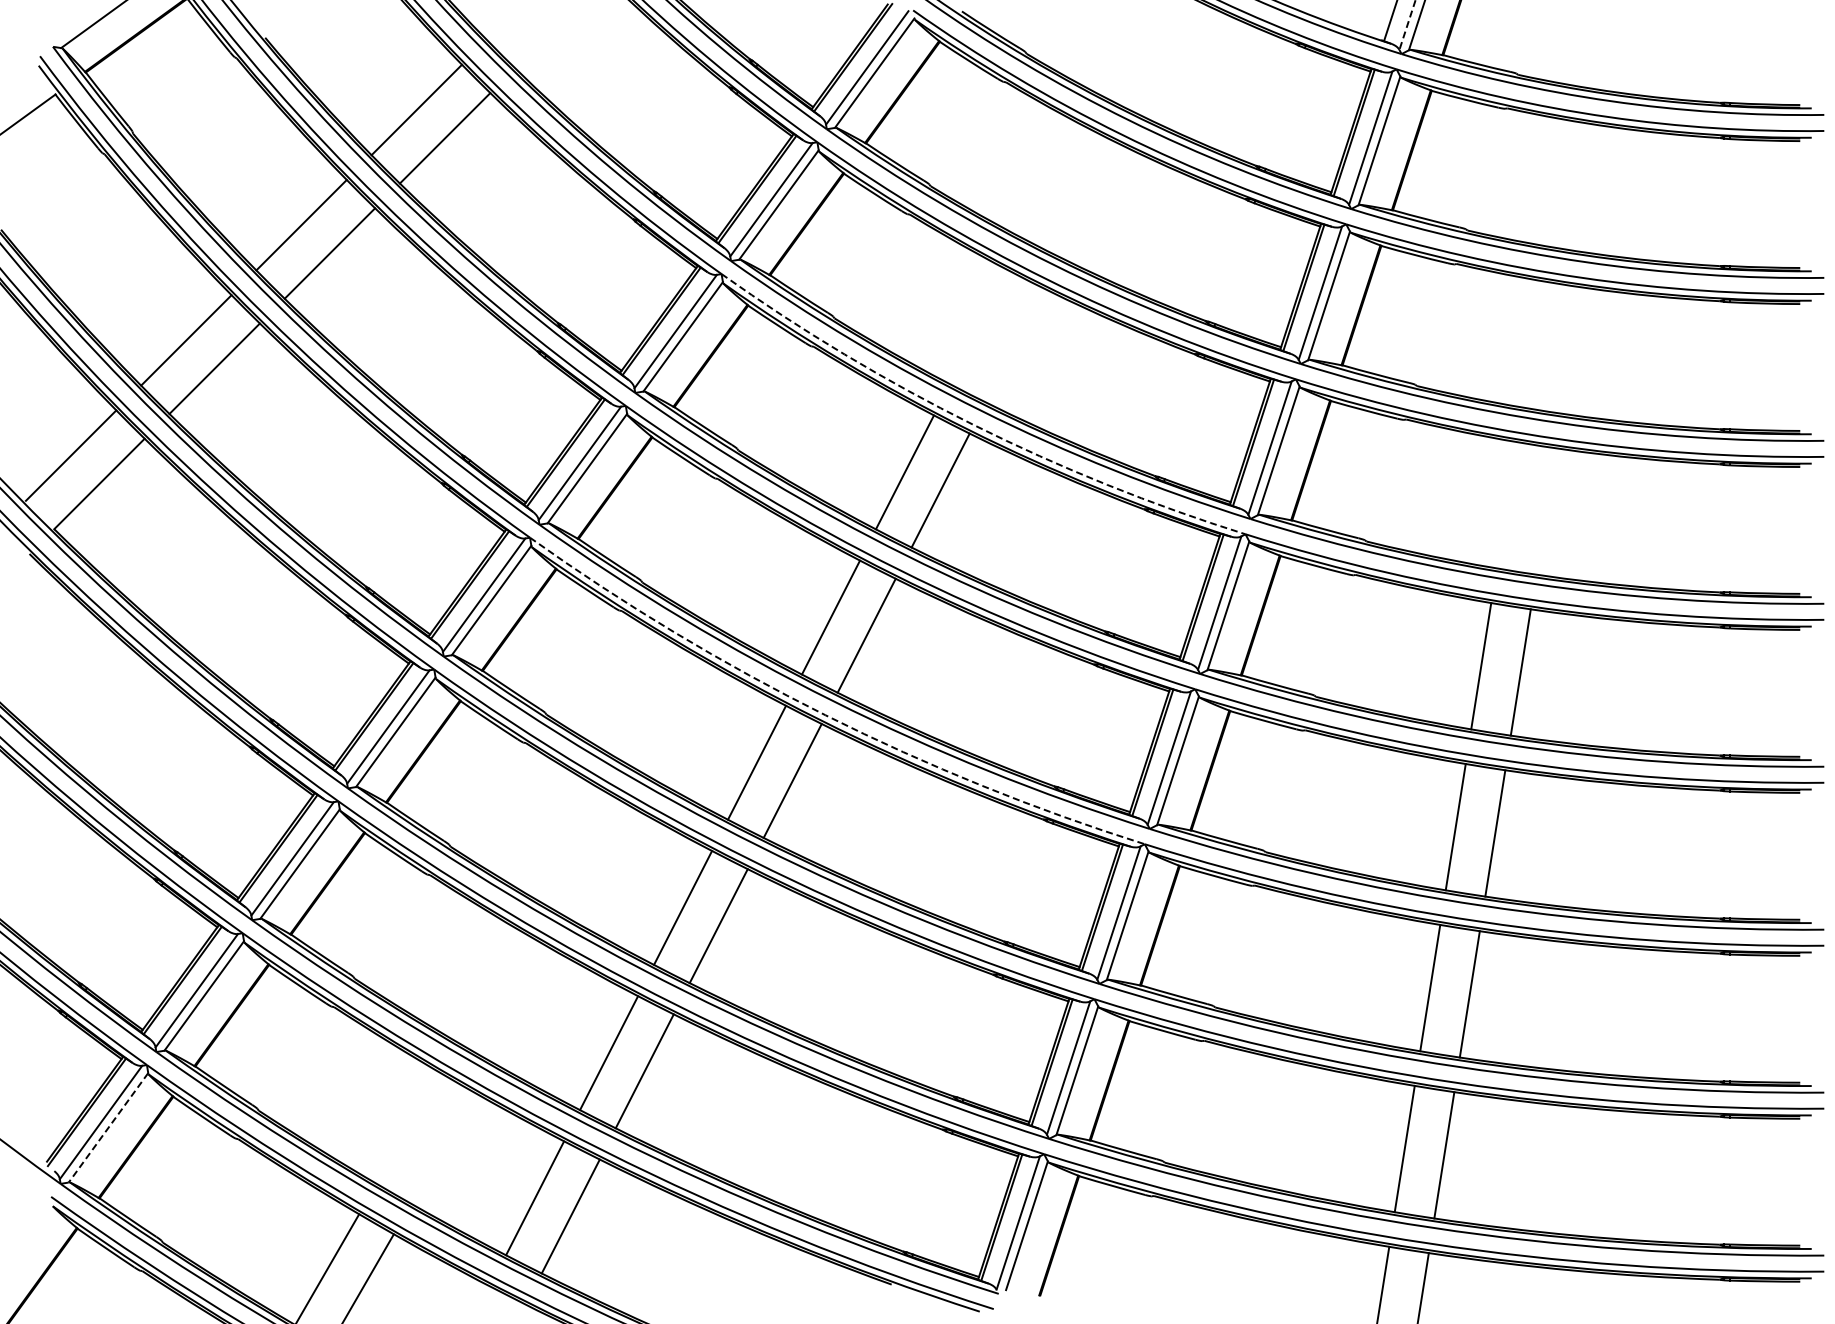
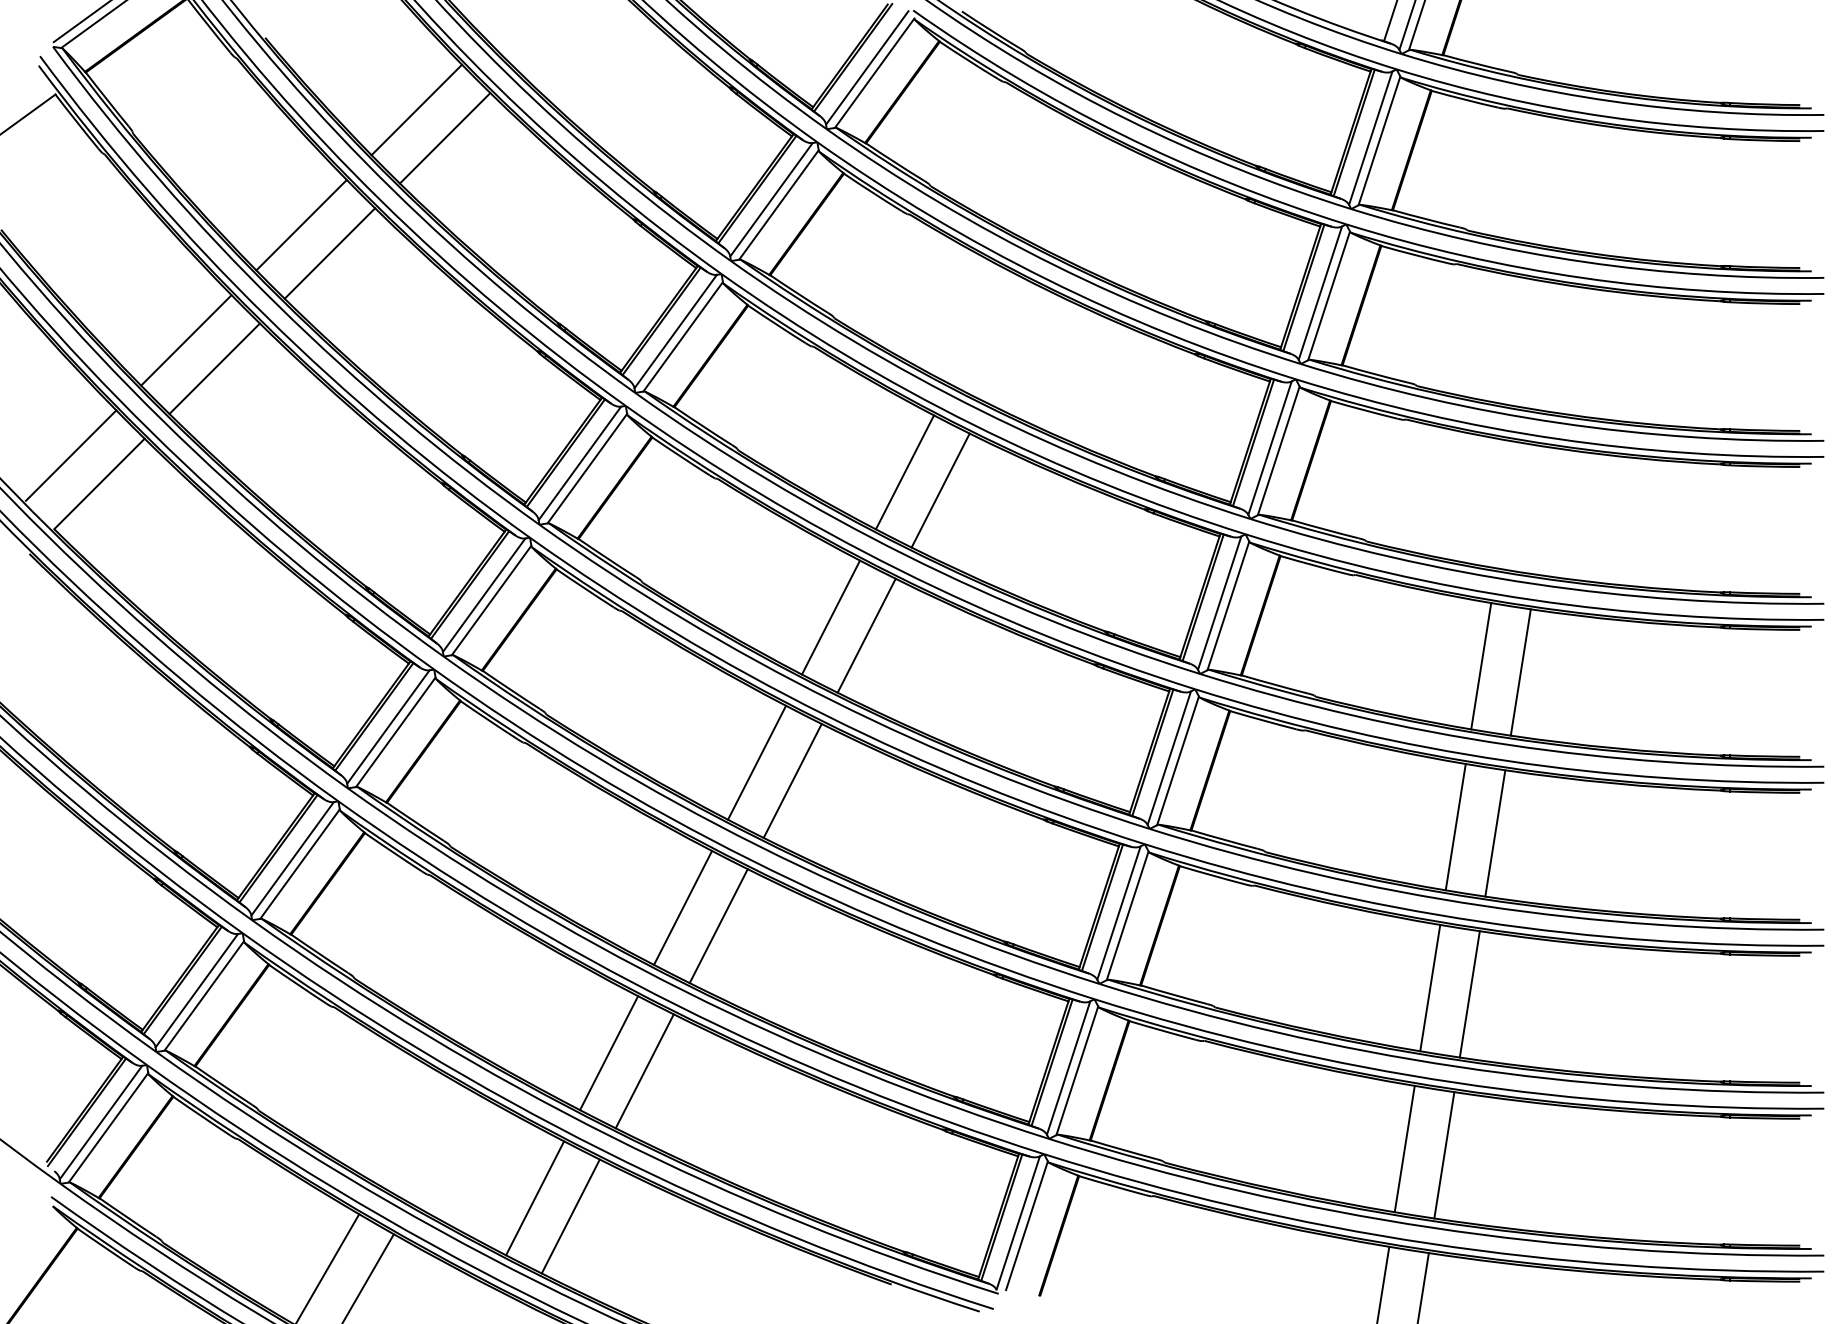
line: none -> present (80, 22)
line: dashed -> solid (1407, 25)
arc: dashed -> solid (973, 424)
arc: dashed -> solid (825, 715)
line: dashed -> solid (108, 1127)
